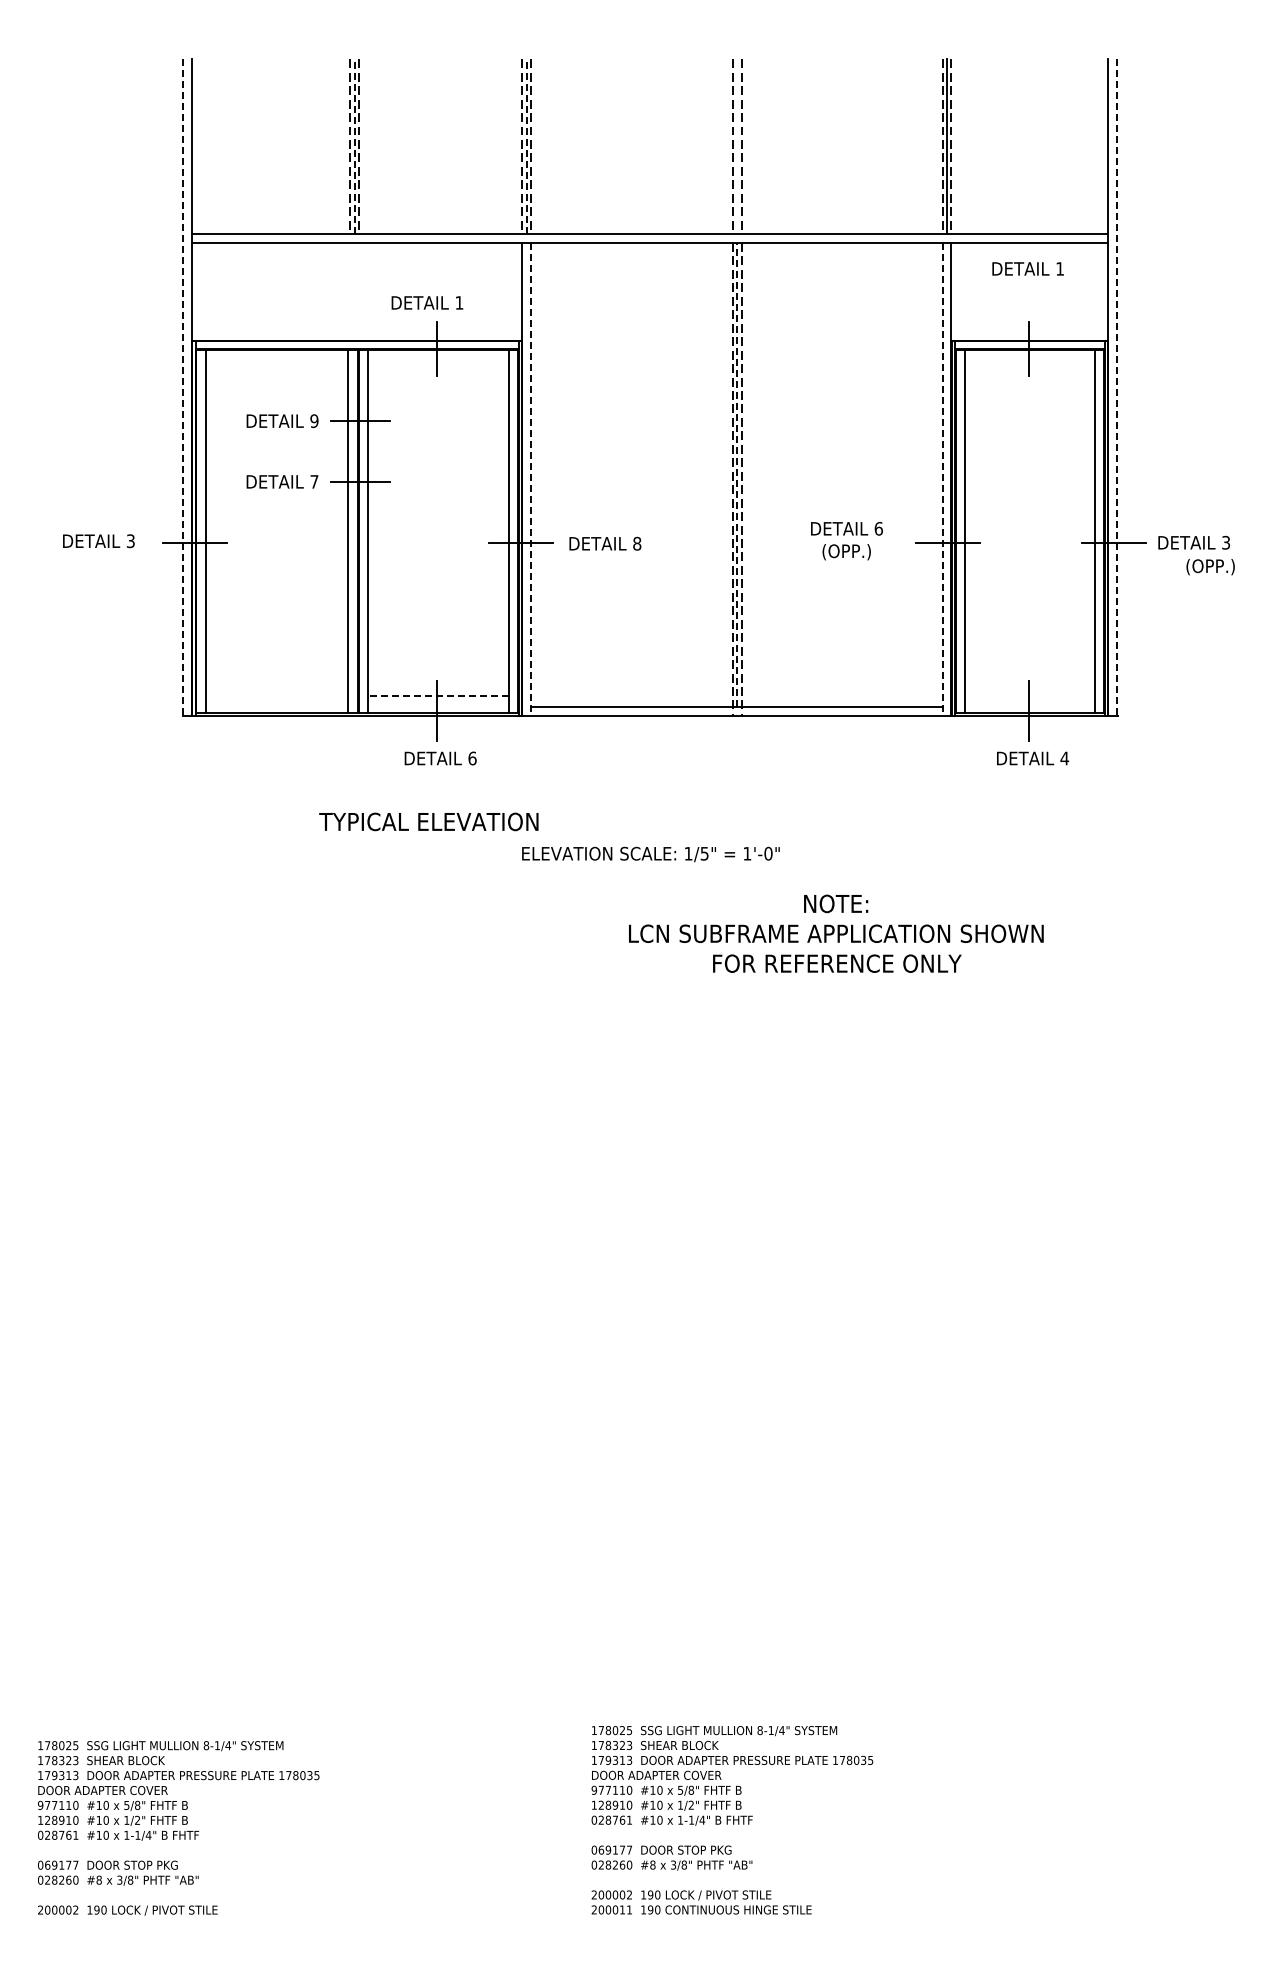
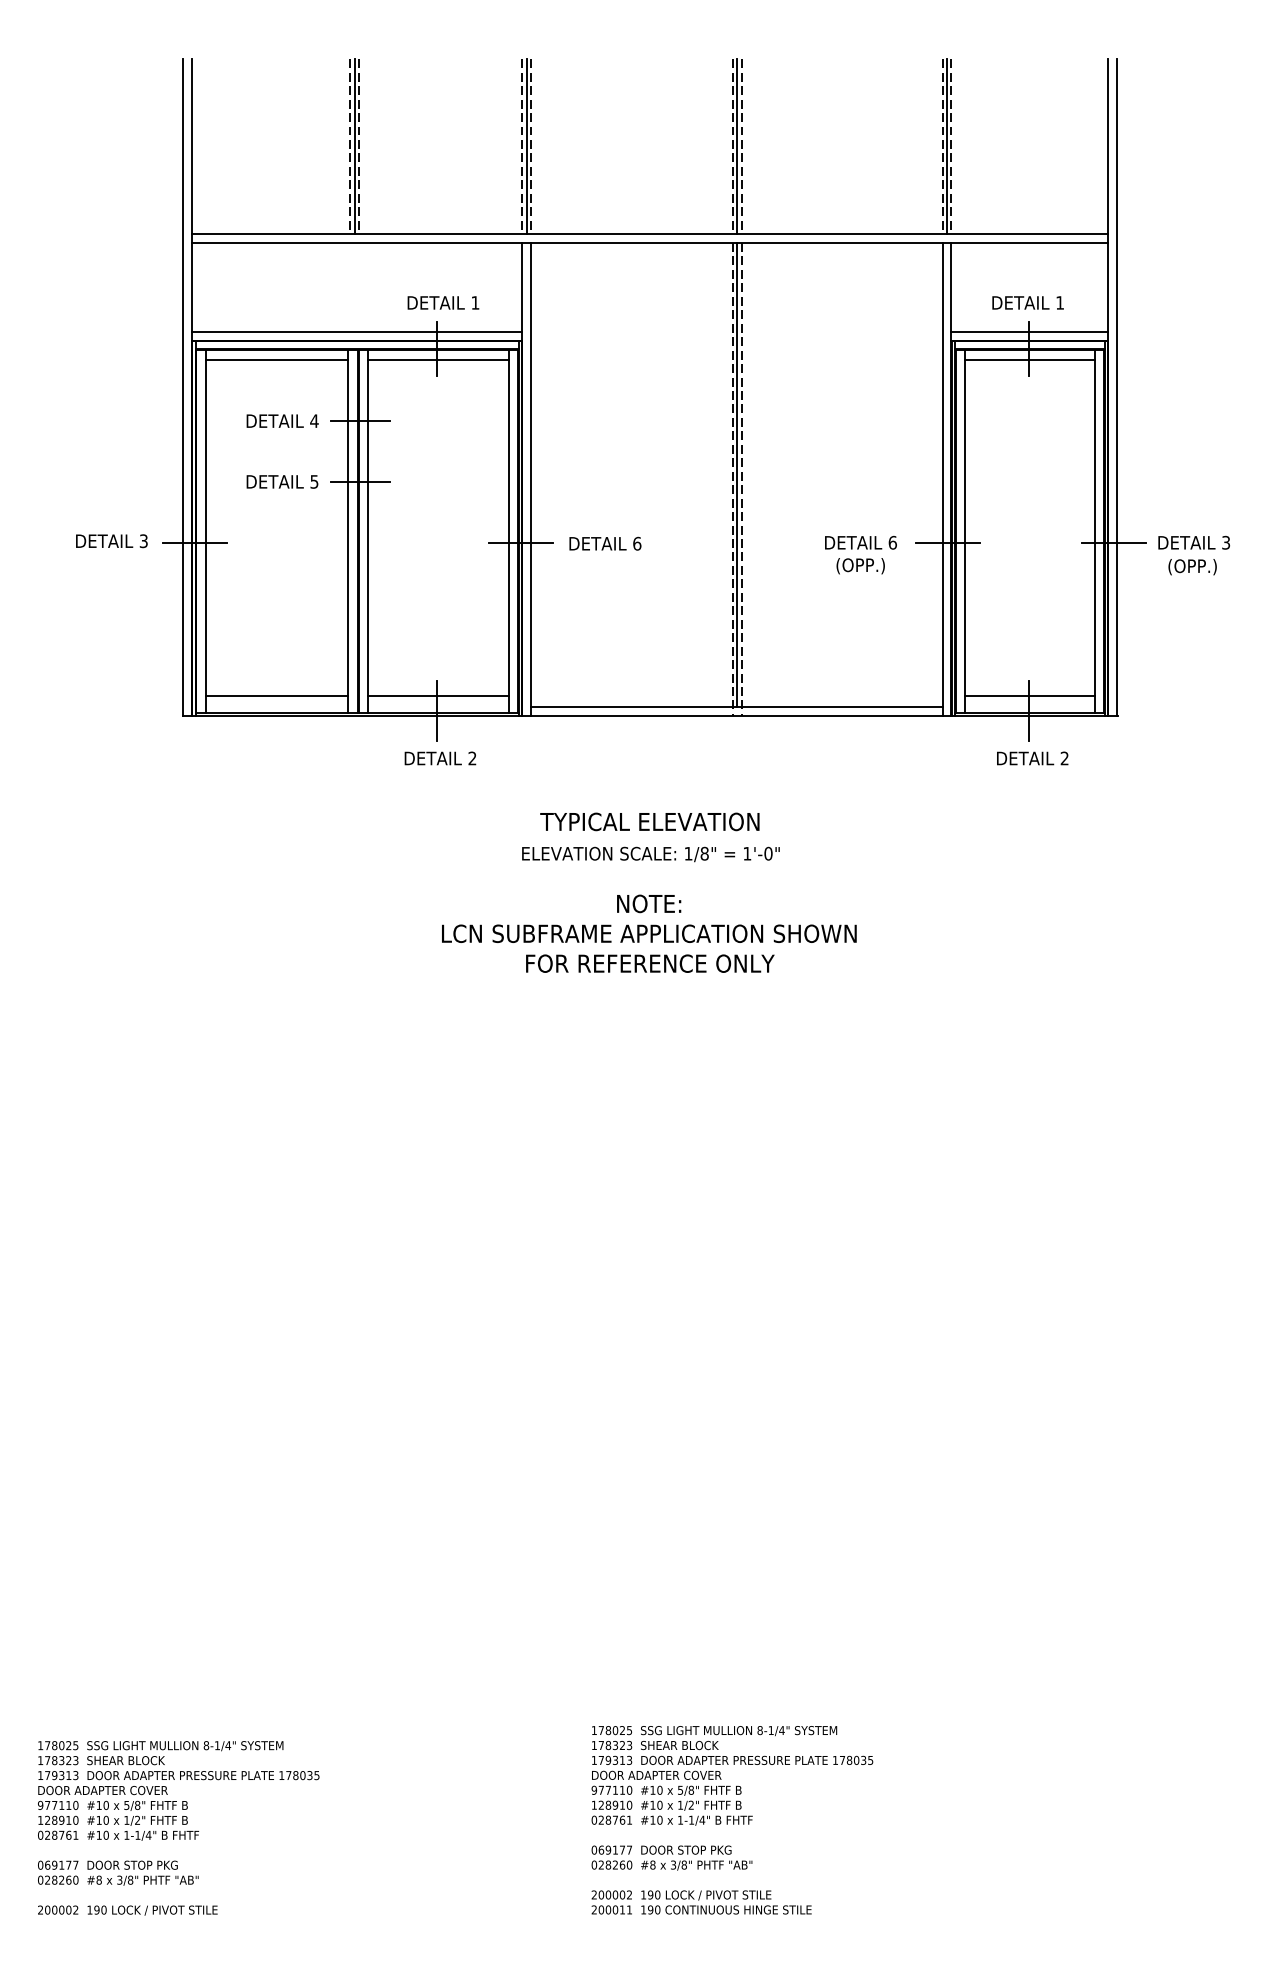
line: dashed -> solid (354, 146)
line: dashed -> solid (526, 146)
line: none -> present (737, 146)
text position: (1027, 268) -> (1027, 302) (1027, 302)
text position: (427, 302) -> (443, 302) (443, 302)
line: none -> present (356, 331)
line: none -> present (1029, 331)
line: none -> present (276, 359)
line: none -> present (438, 359)
line: none -> present (1029, 359)
line: dashed -> solid (182, 388)
line: dashed -> solid (1117, 388)
text: 9 -> 4 (314, 421)
line: dashed -> solid (737, 474)
line: dashed -> solid (531, 479)
line: dashed -> solid (942, 479)
text: 7 -> 5 (314, 481)
text position: (98, 541) -> (111, 541) (111, 541)
text position: (846, 541) -> (860, 555) (860, 555)
text: 8 -> 6 (637, 543)
text position: (1210, 567) -> (1192, 567) (1192, 567)
line: none -> present (276, 695)
line: dashed -> solid (437, 695)
line: none -> present (1029, 695)
text: 6 -> 2 (472, 758)
text: 4 -> 2 (1064, 758)
text position: (428, 821) -> (649, 821) (649, 821)
text: 1/5" -> 1/8" (704, 853)
text position: (836, 933) -> (649, 933) (649, 933)
